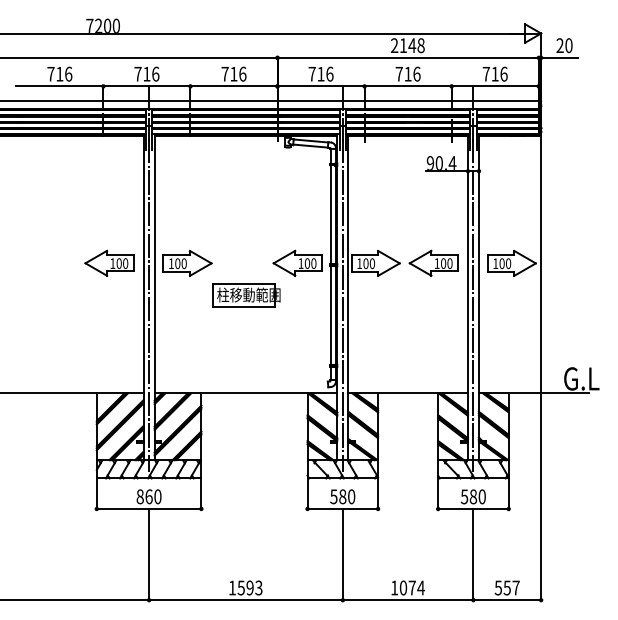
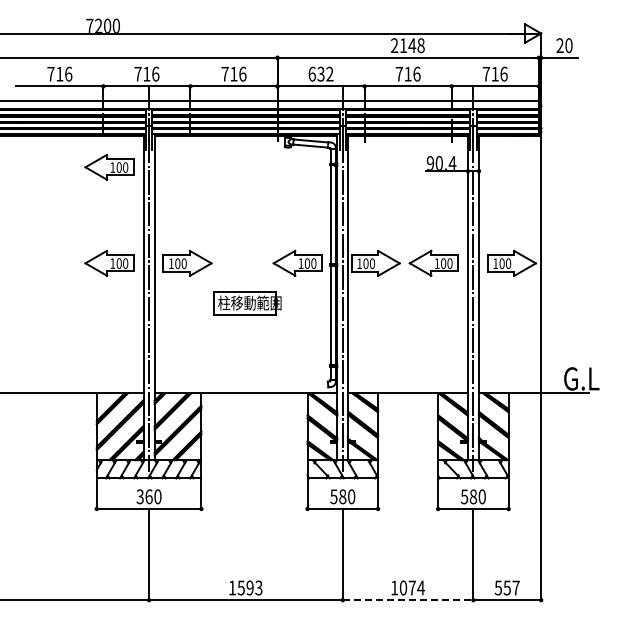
text: 716 -> 632 (320, 73)
part: none -> present (109, 166)
part position: (246, 295) -> (247, 303) (247, 303)
text: 860 -> 360 (139, 496)
line: solid -> dashed (408, 600)
